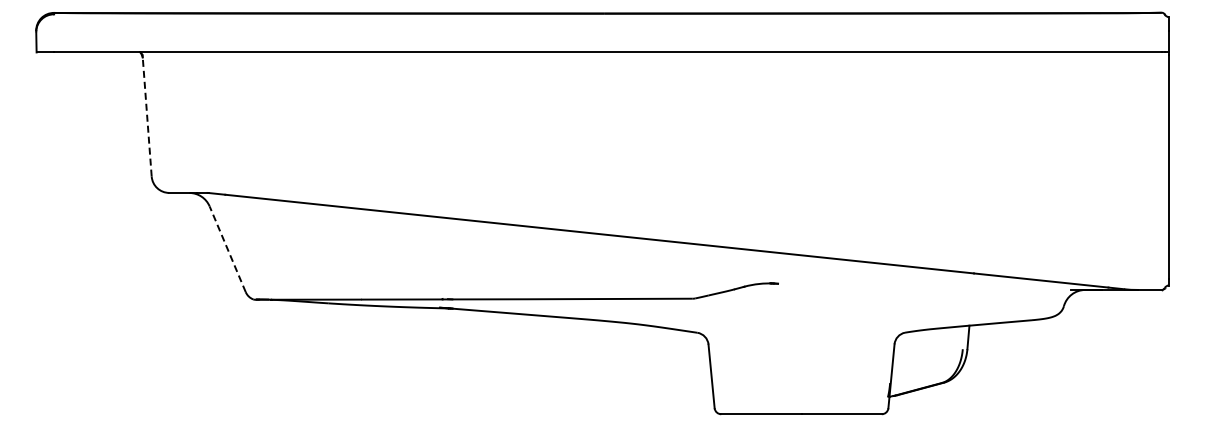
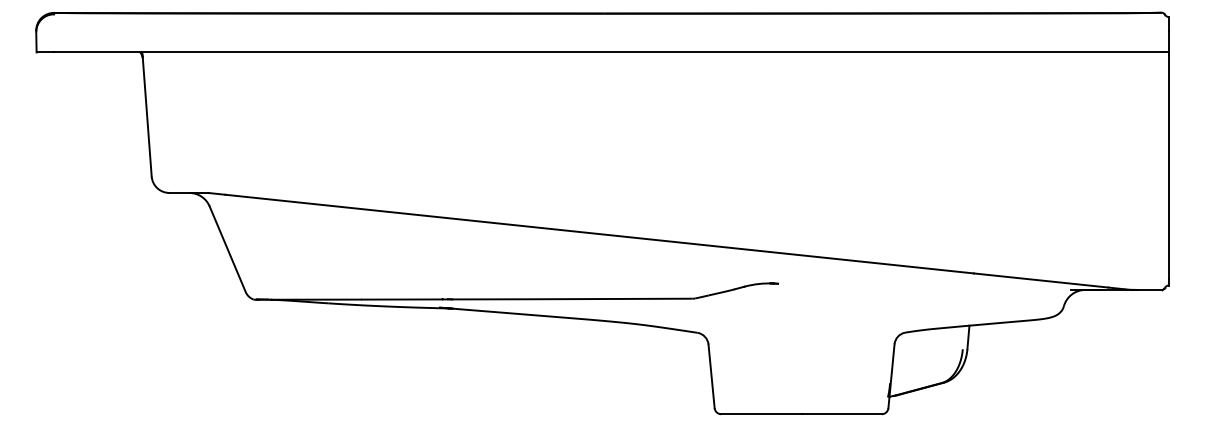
line: dashed -> solid (147, 114)
line: dashed -> solid (227, 248)
